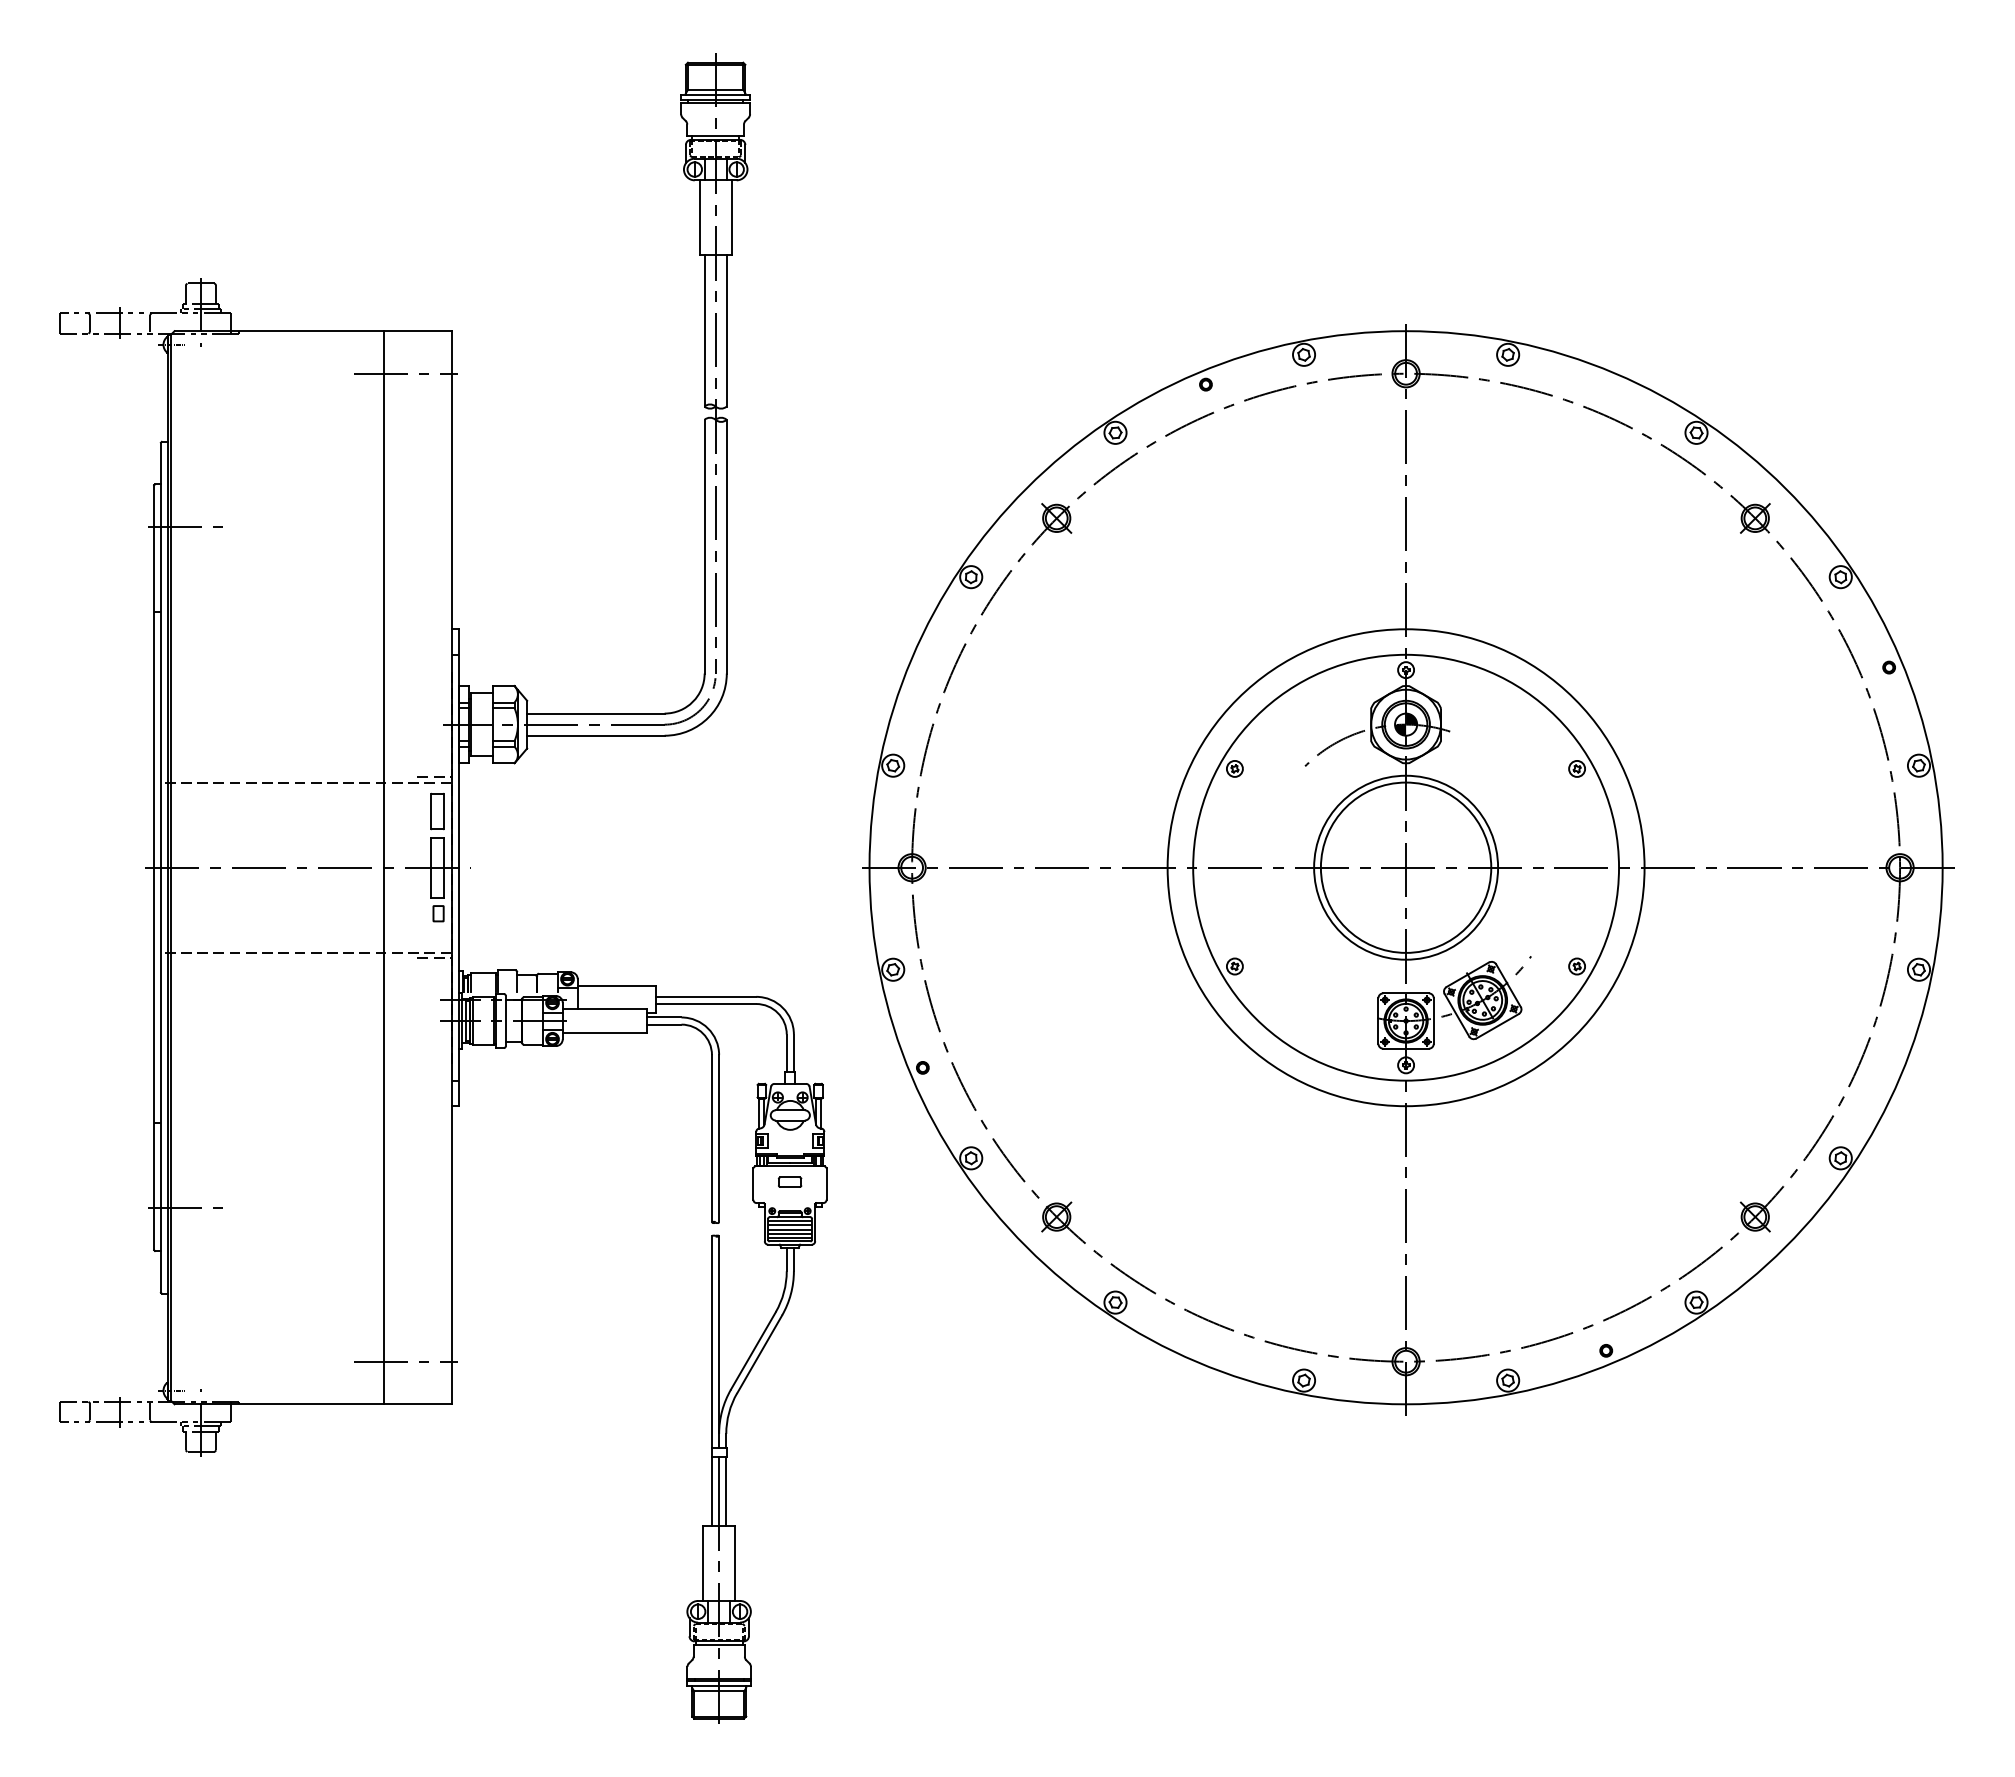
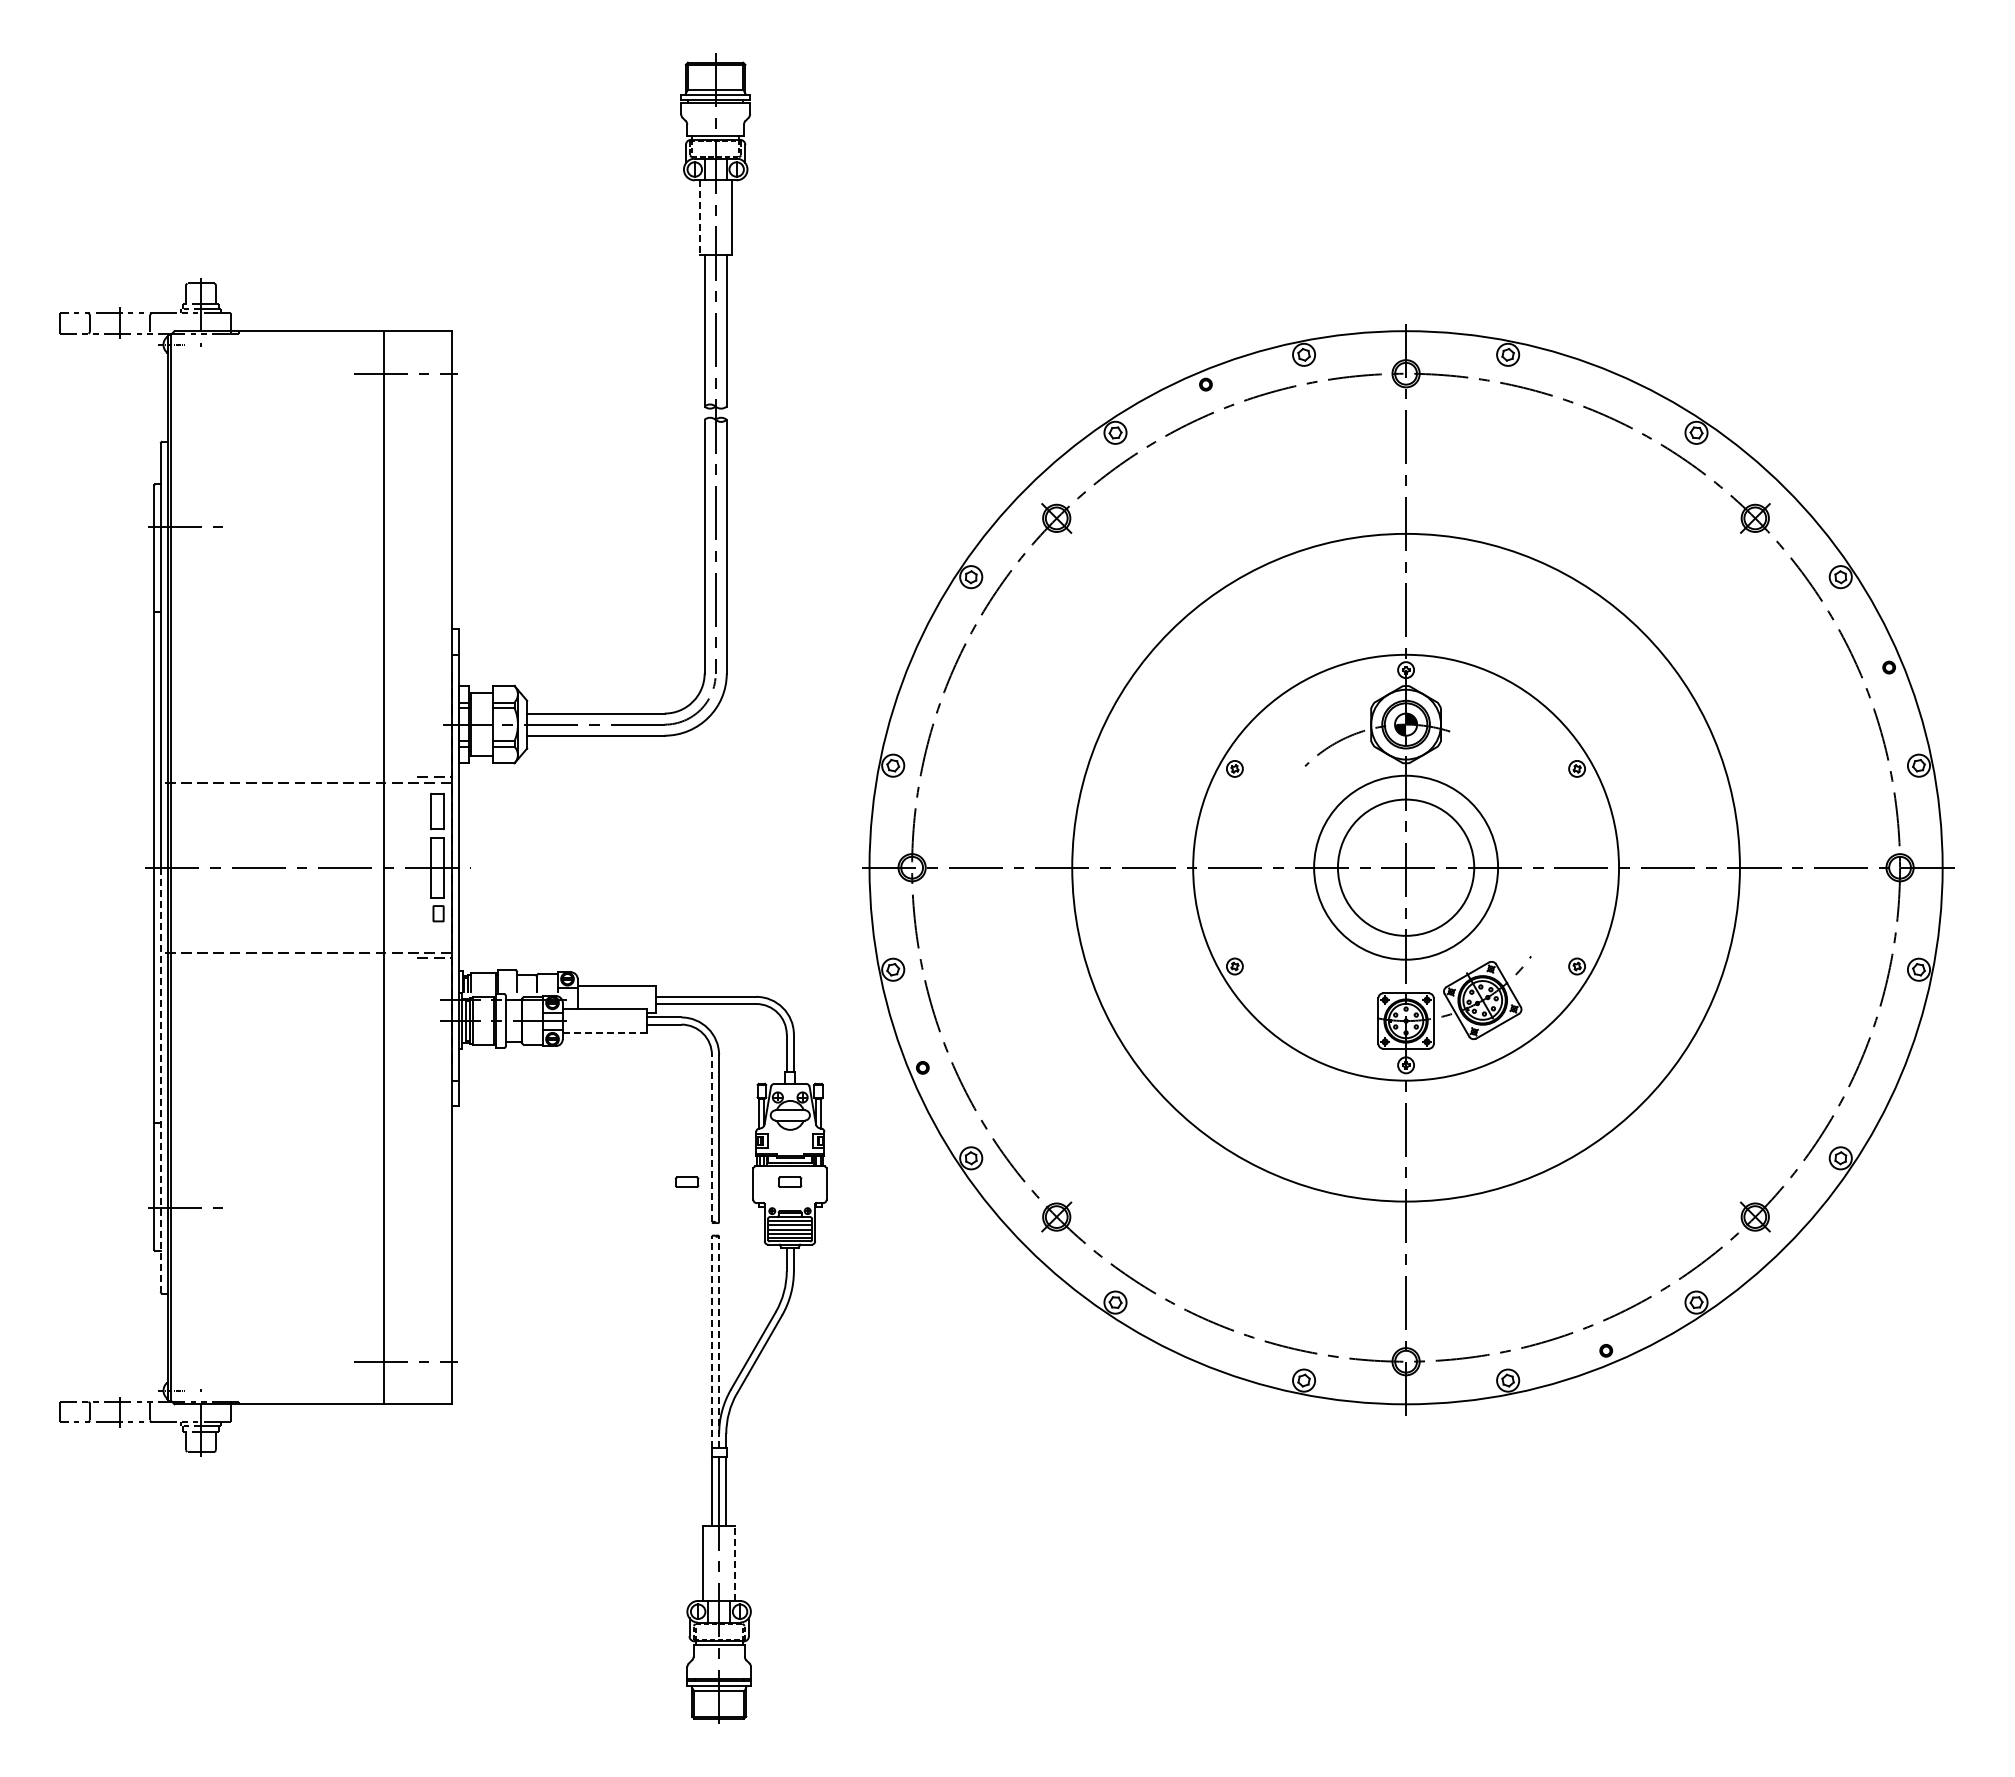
line: solid -> dashed (699, 218)
circle diameter: 170 px -> 136 px (1405, 867)
circle diameter: 477 px -> 668 px (1405, 867)
line: solid -> dashed (604, 1032)
line: solid -> dashed (160, 1079)
line: solid -> dashed (711, 1138)
part: none -> present (686, 1181)
line: solid -> dashed (711, 1341)
line: solid -> dashed (719, 1341)
line: solid -> dashed (735, 1563)
